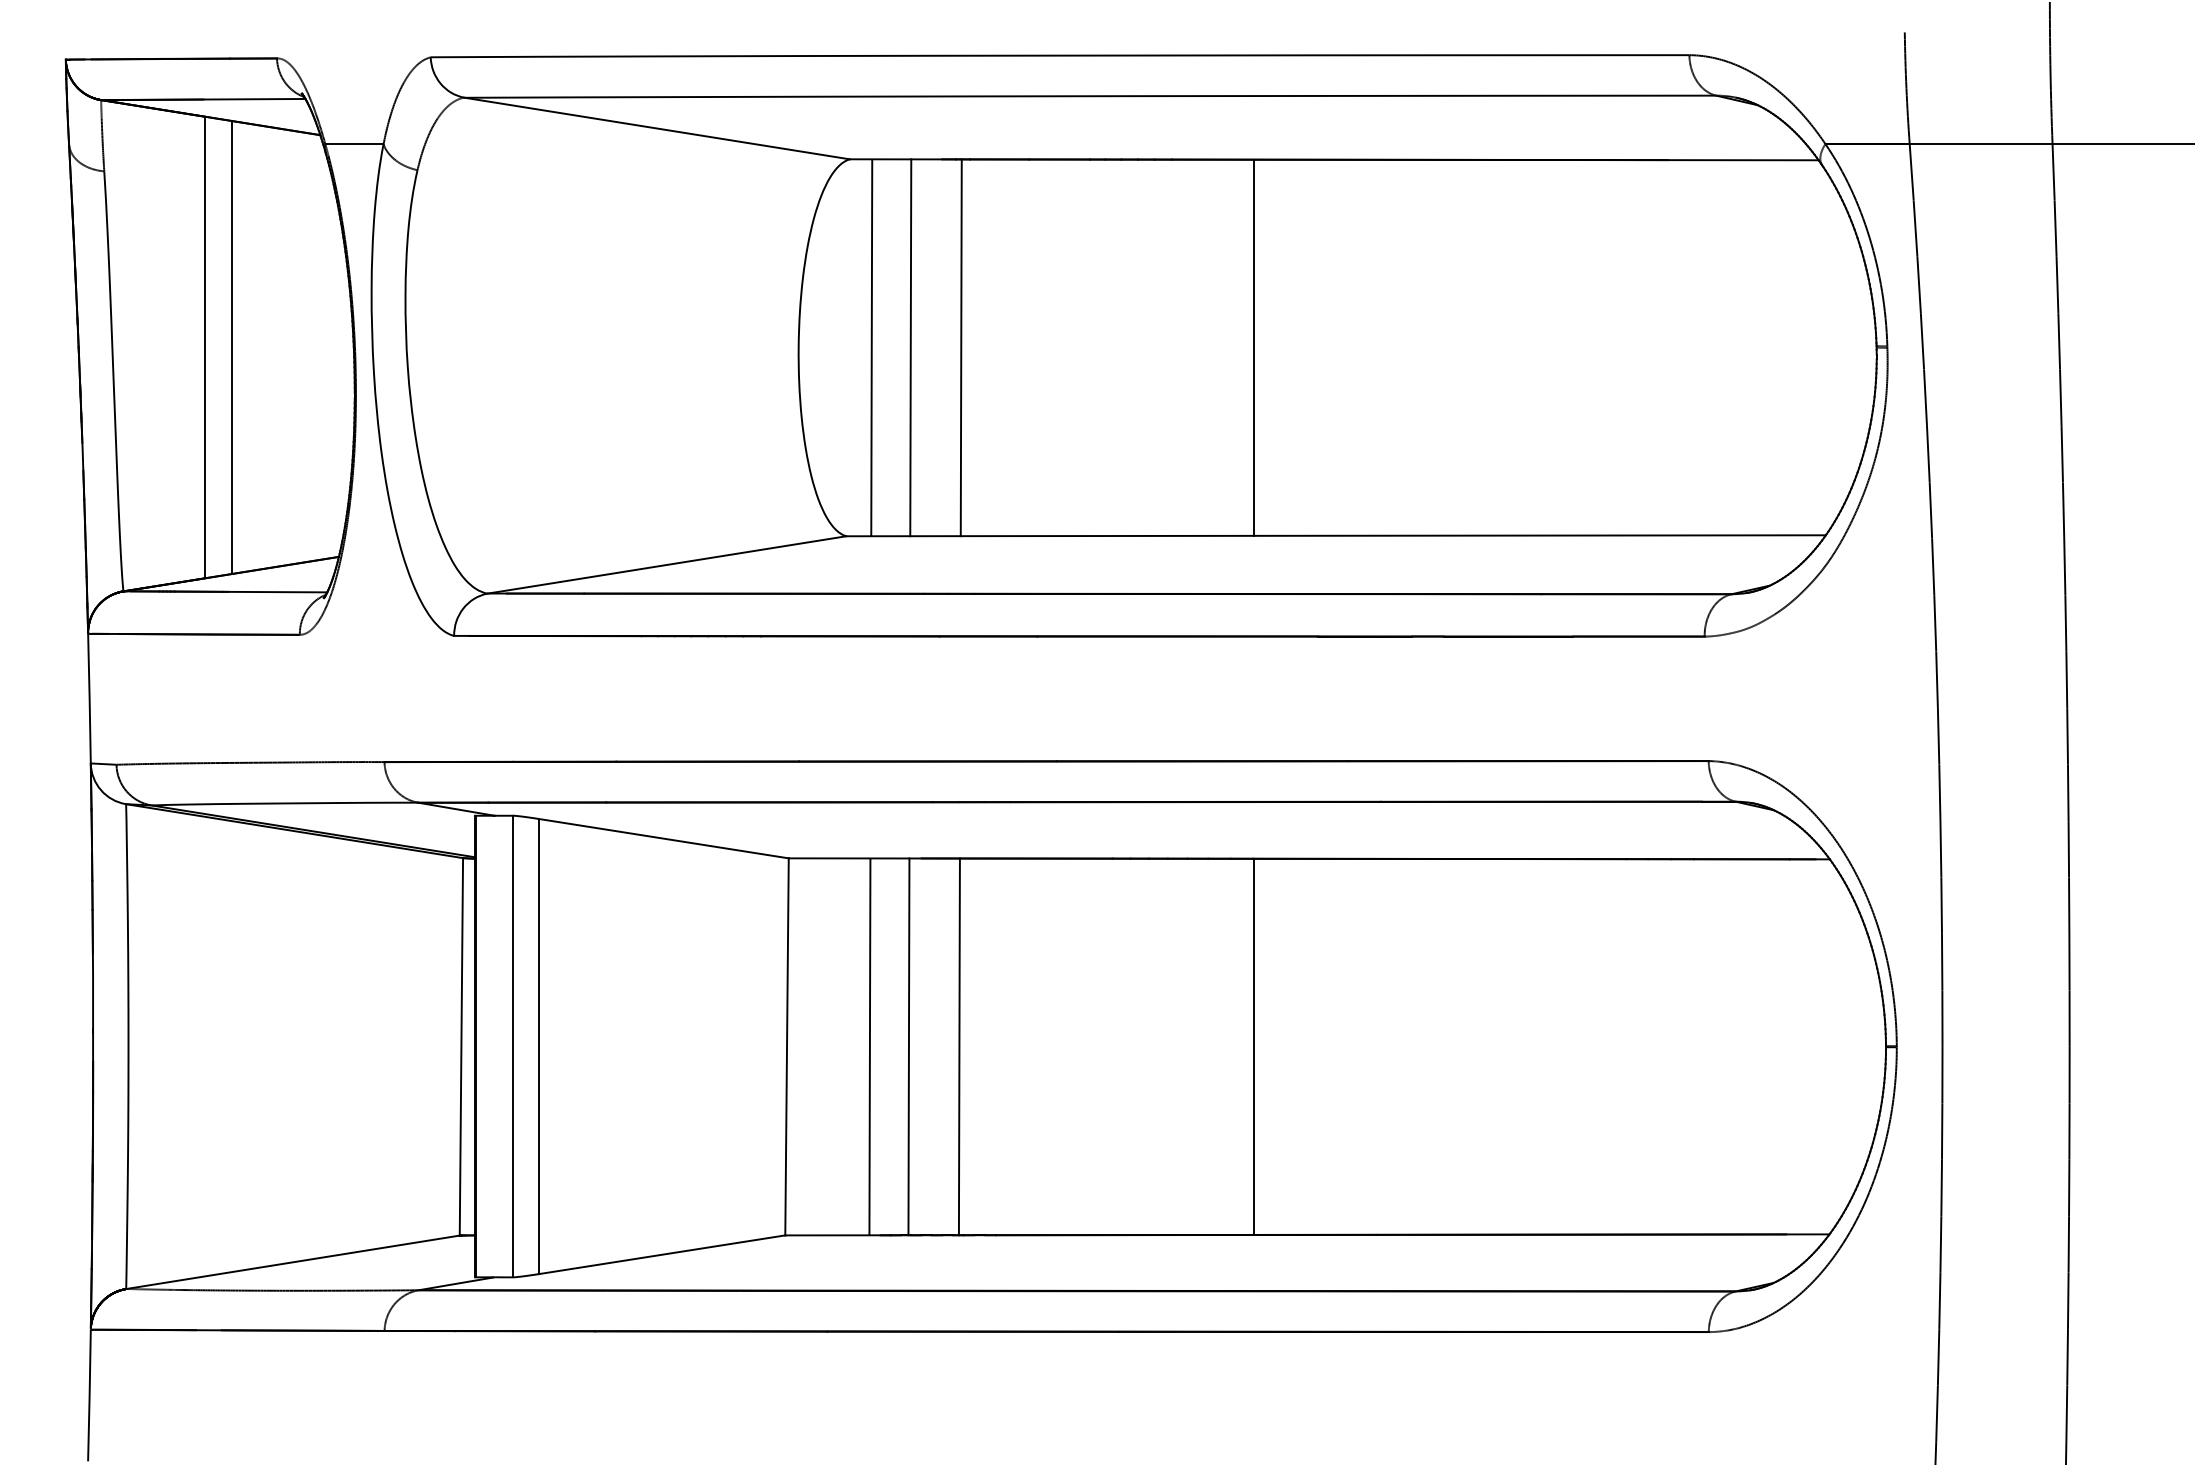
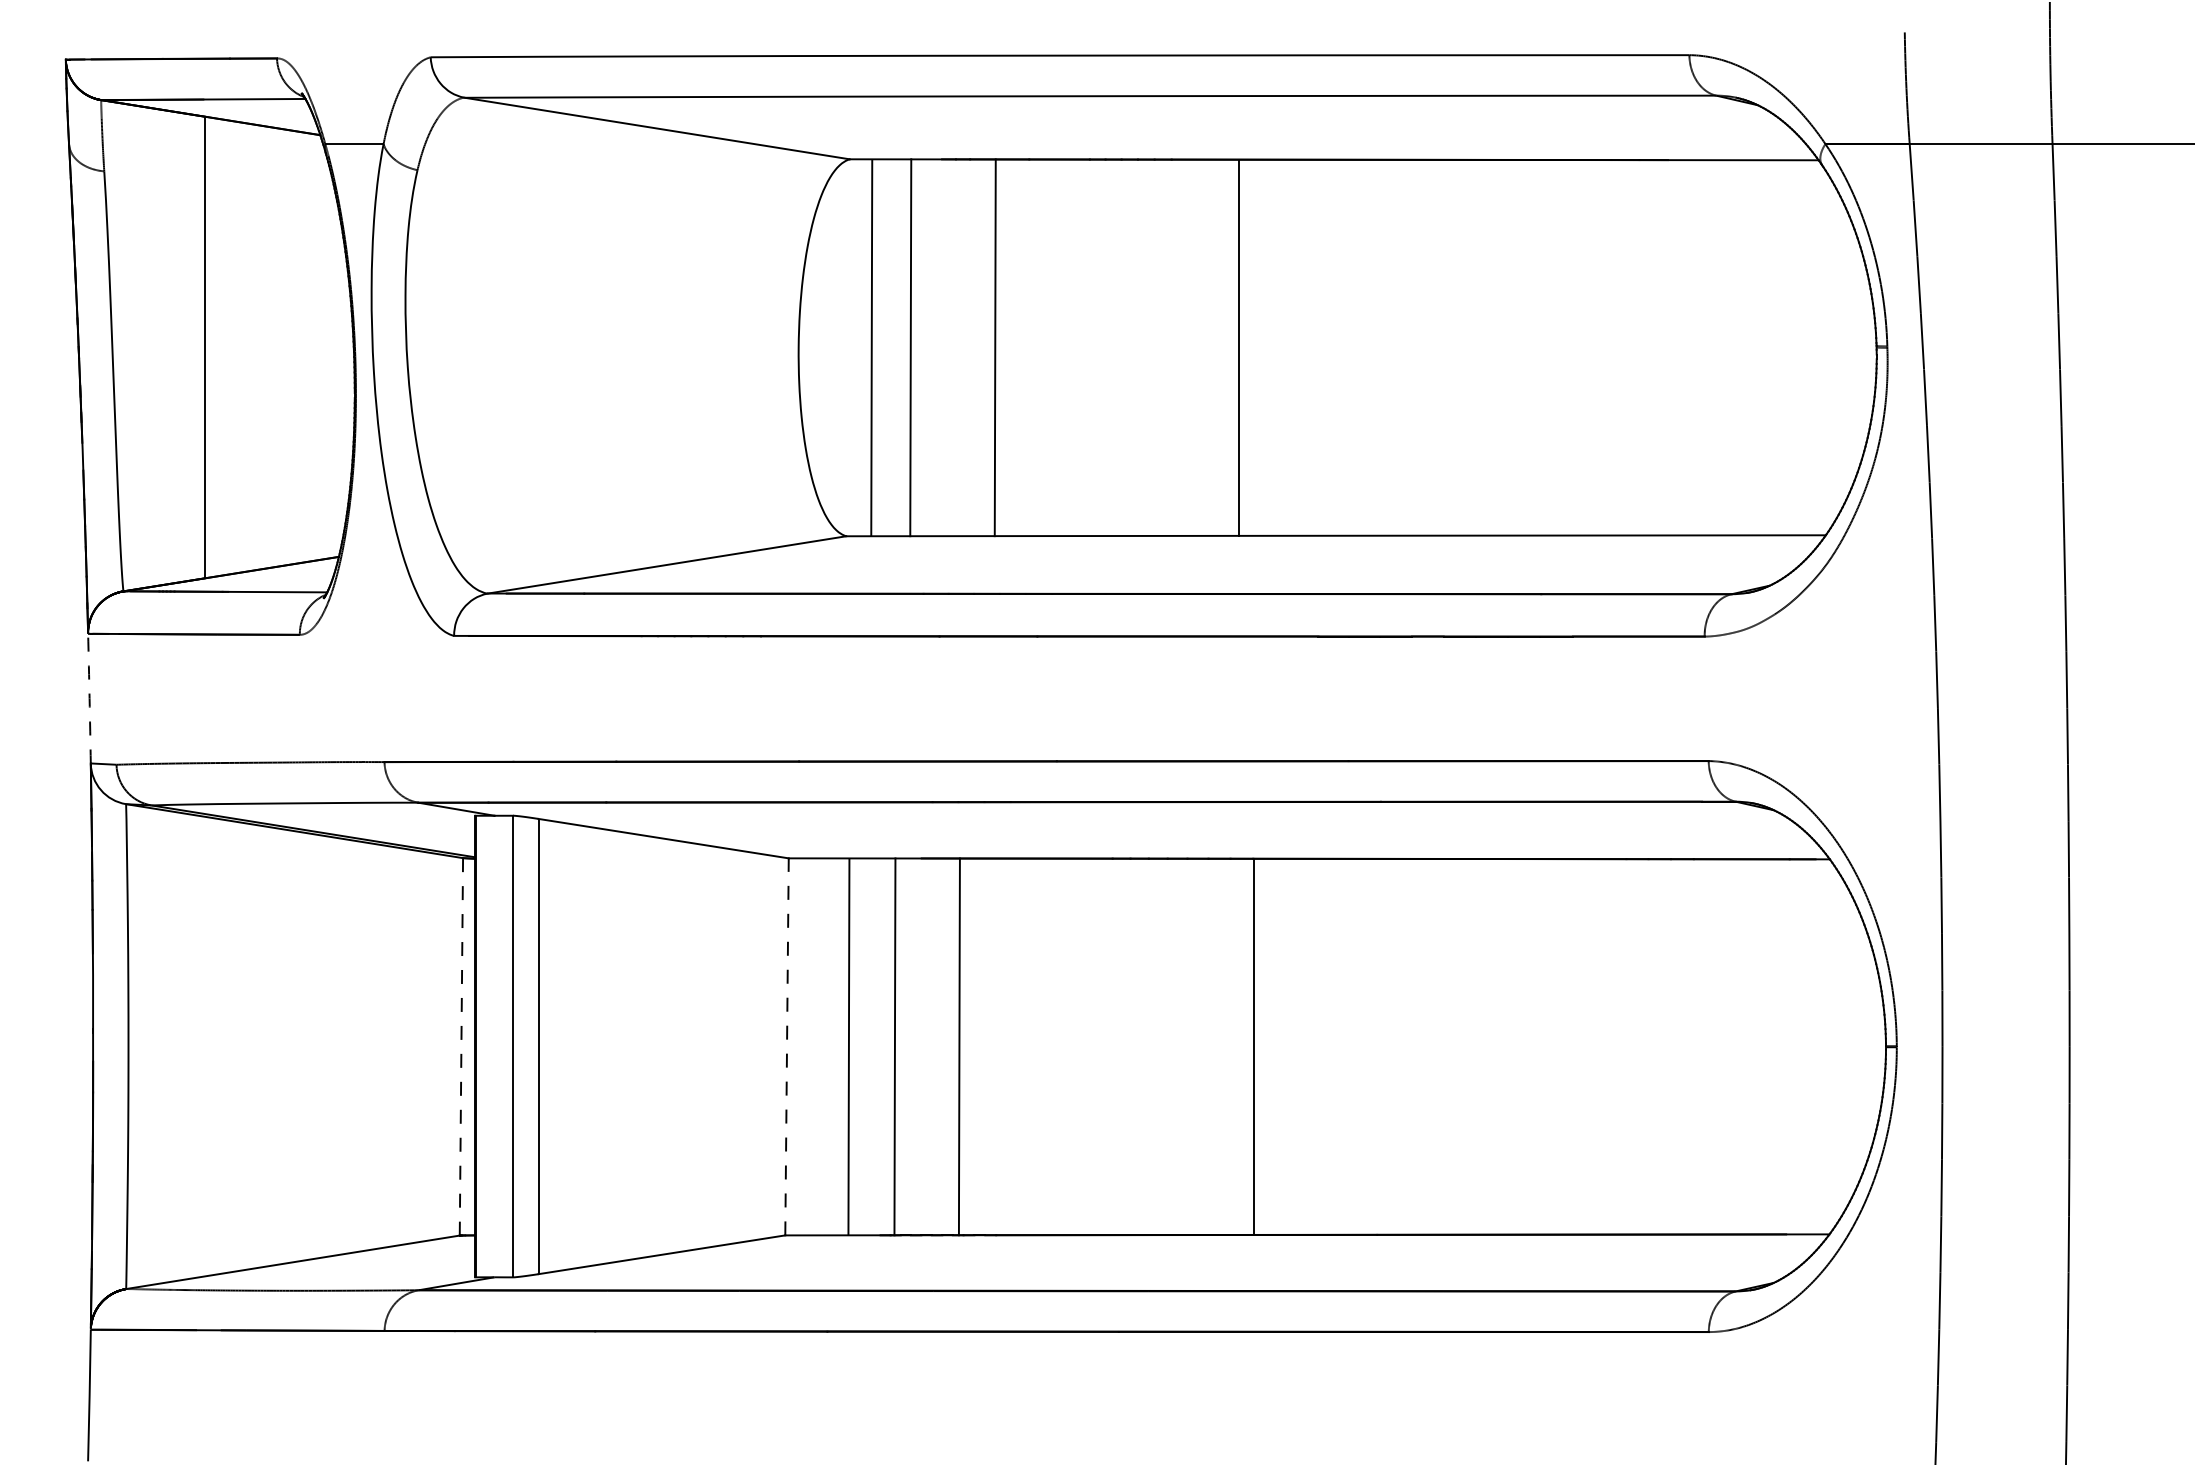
line: present -> none (231, 347)
line position: (960, 347) -> (994, 347) (994, 347)
line position: (1254, 347) -> (1239, 347) (1239, 347)
arc: solid -> dashed (89, 698)
line: solid -> dashed (461, 1046)
line: solid -> dashed (787, 1046)
line position: (869, 1046) -> (848, 1046) (848, 1046)
line position: (908, 1046) -> (894, 1046) (894, 1046)
